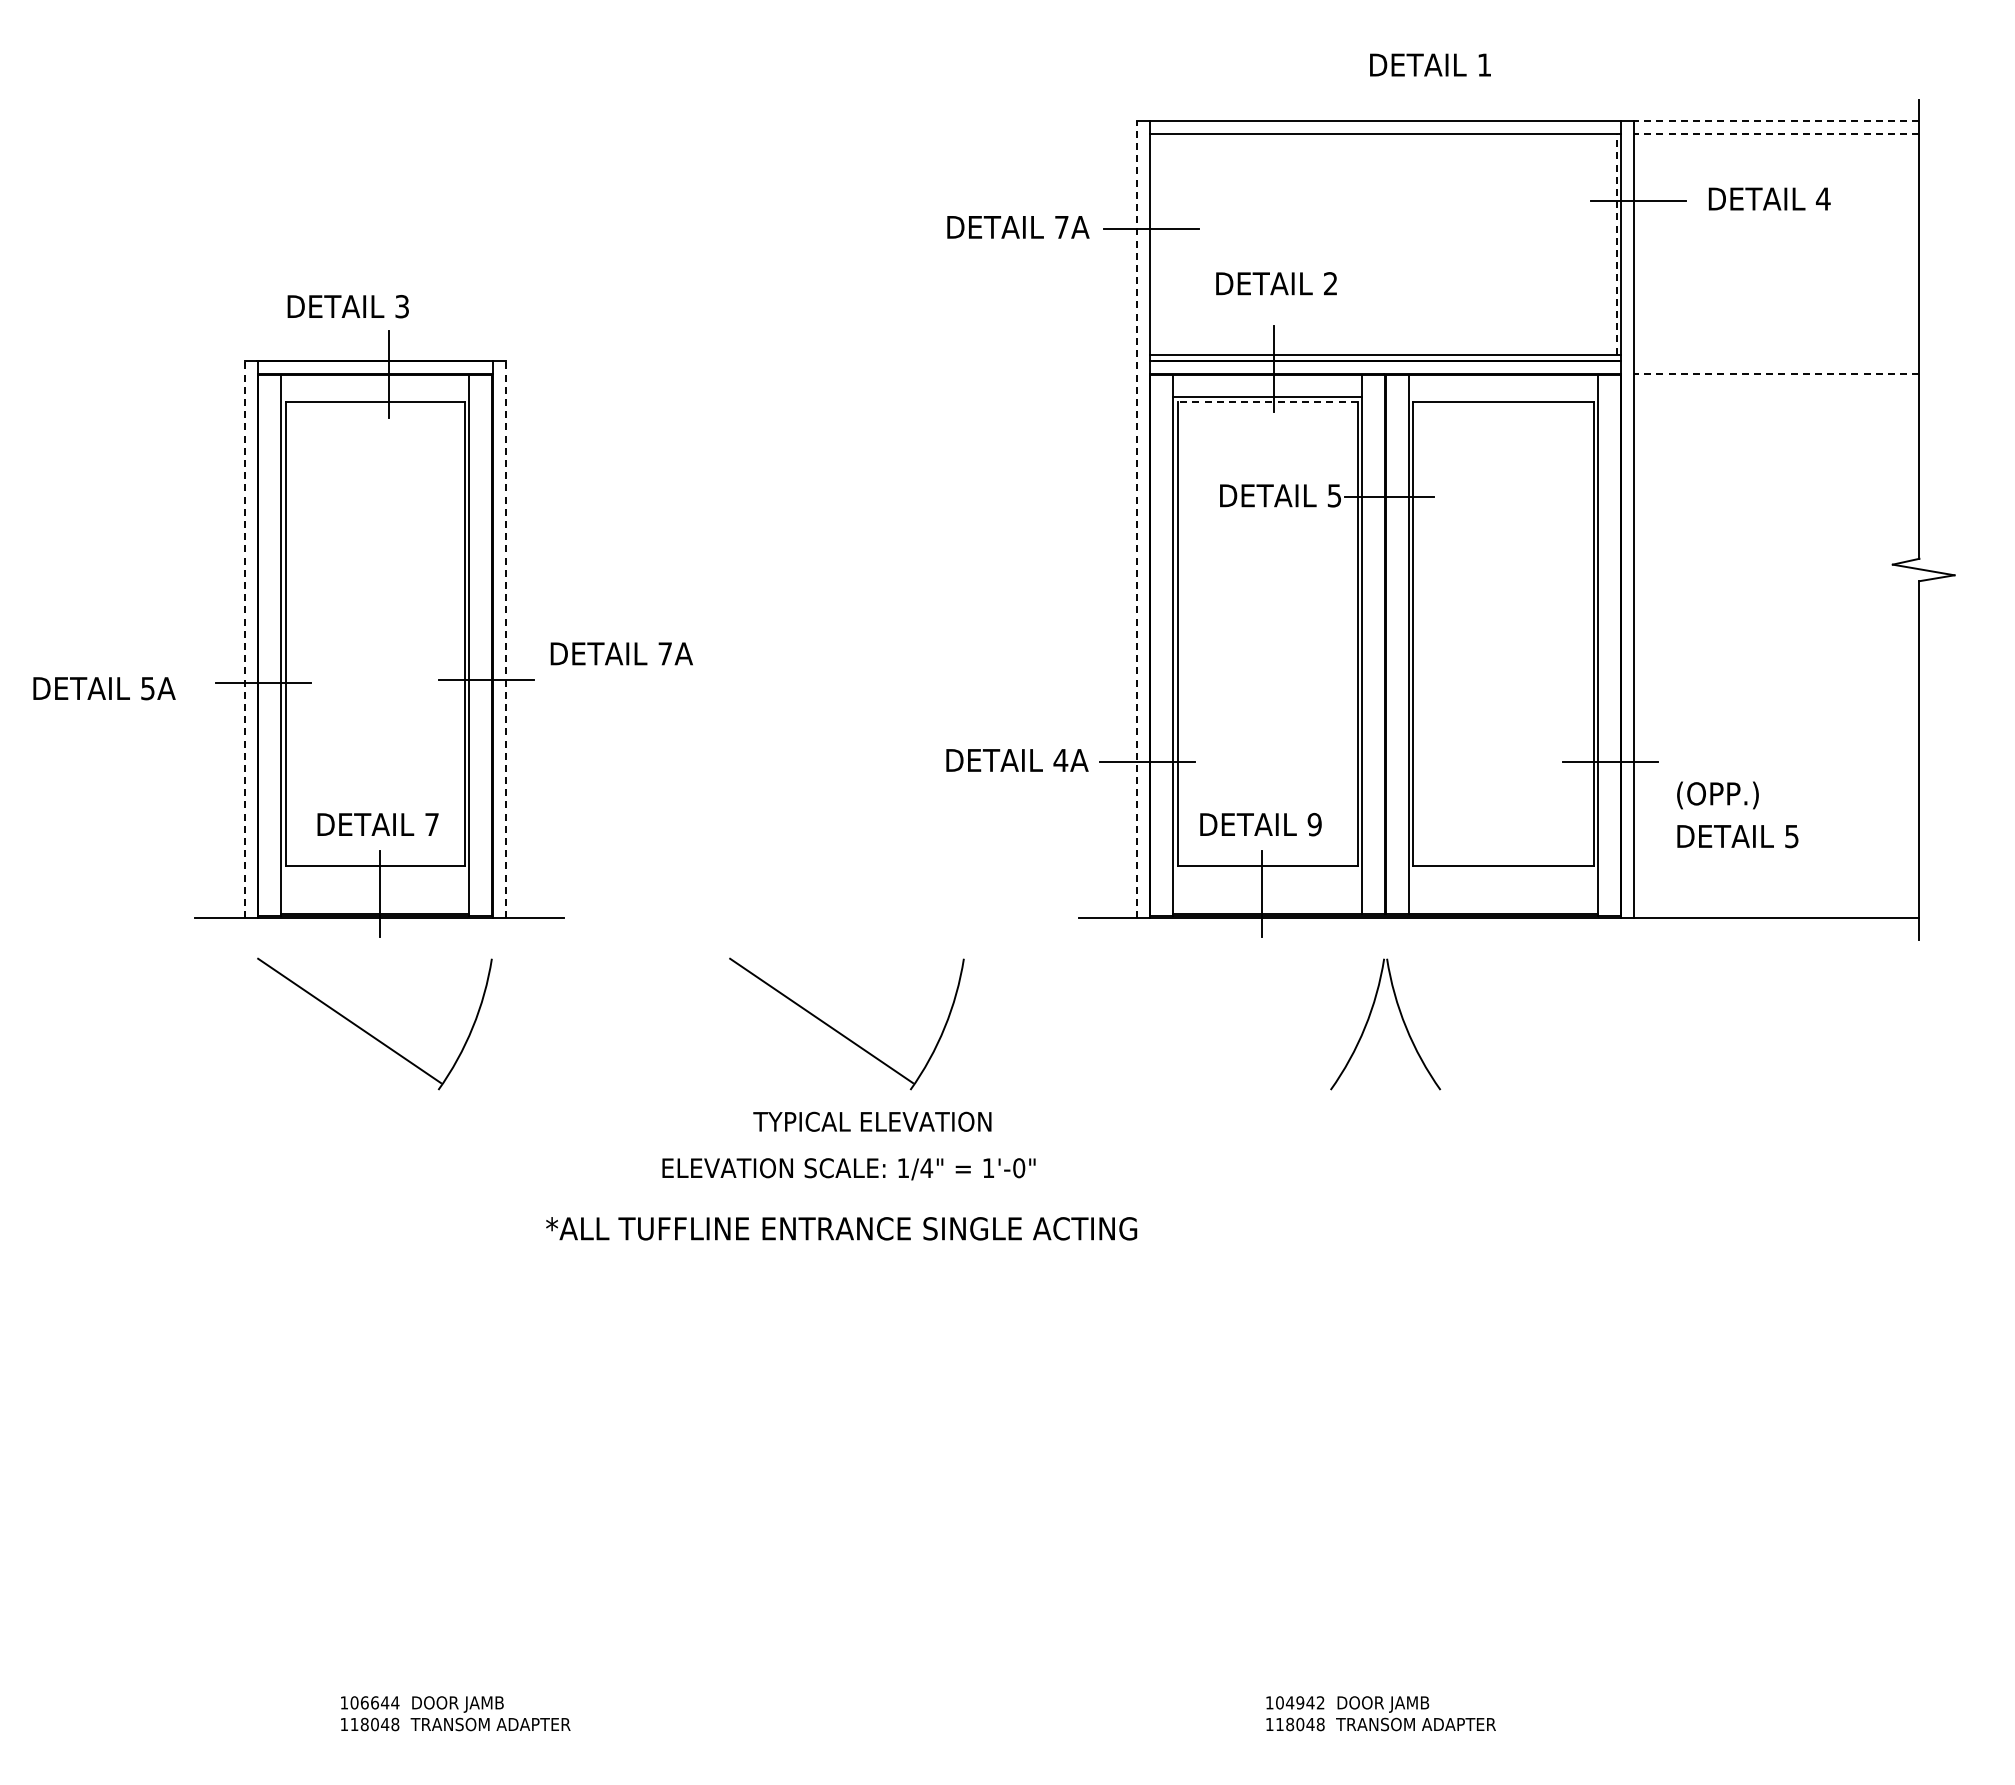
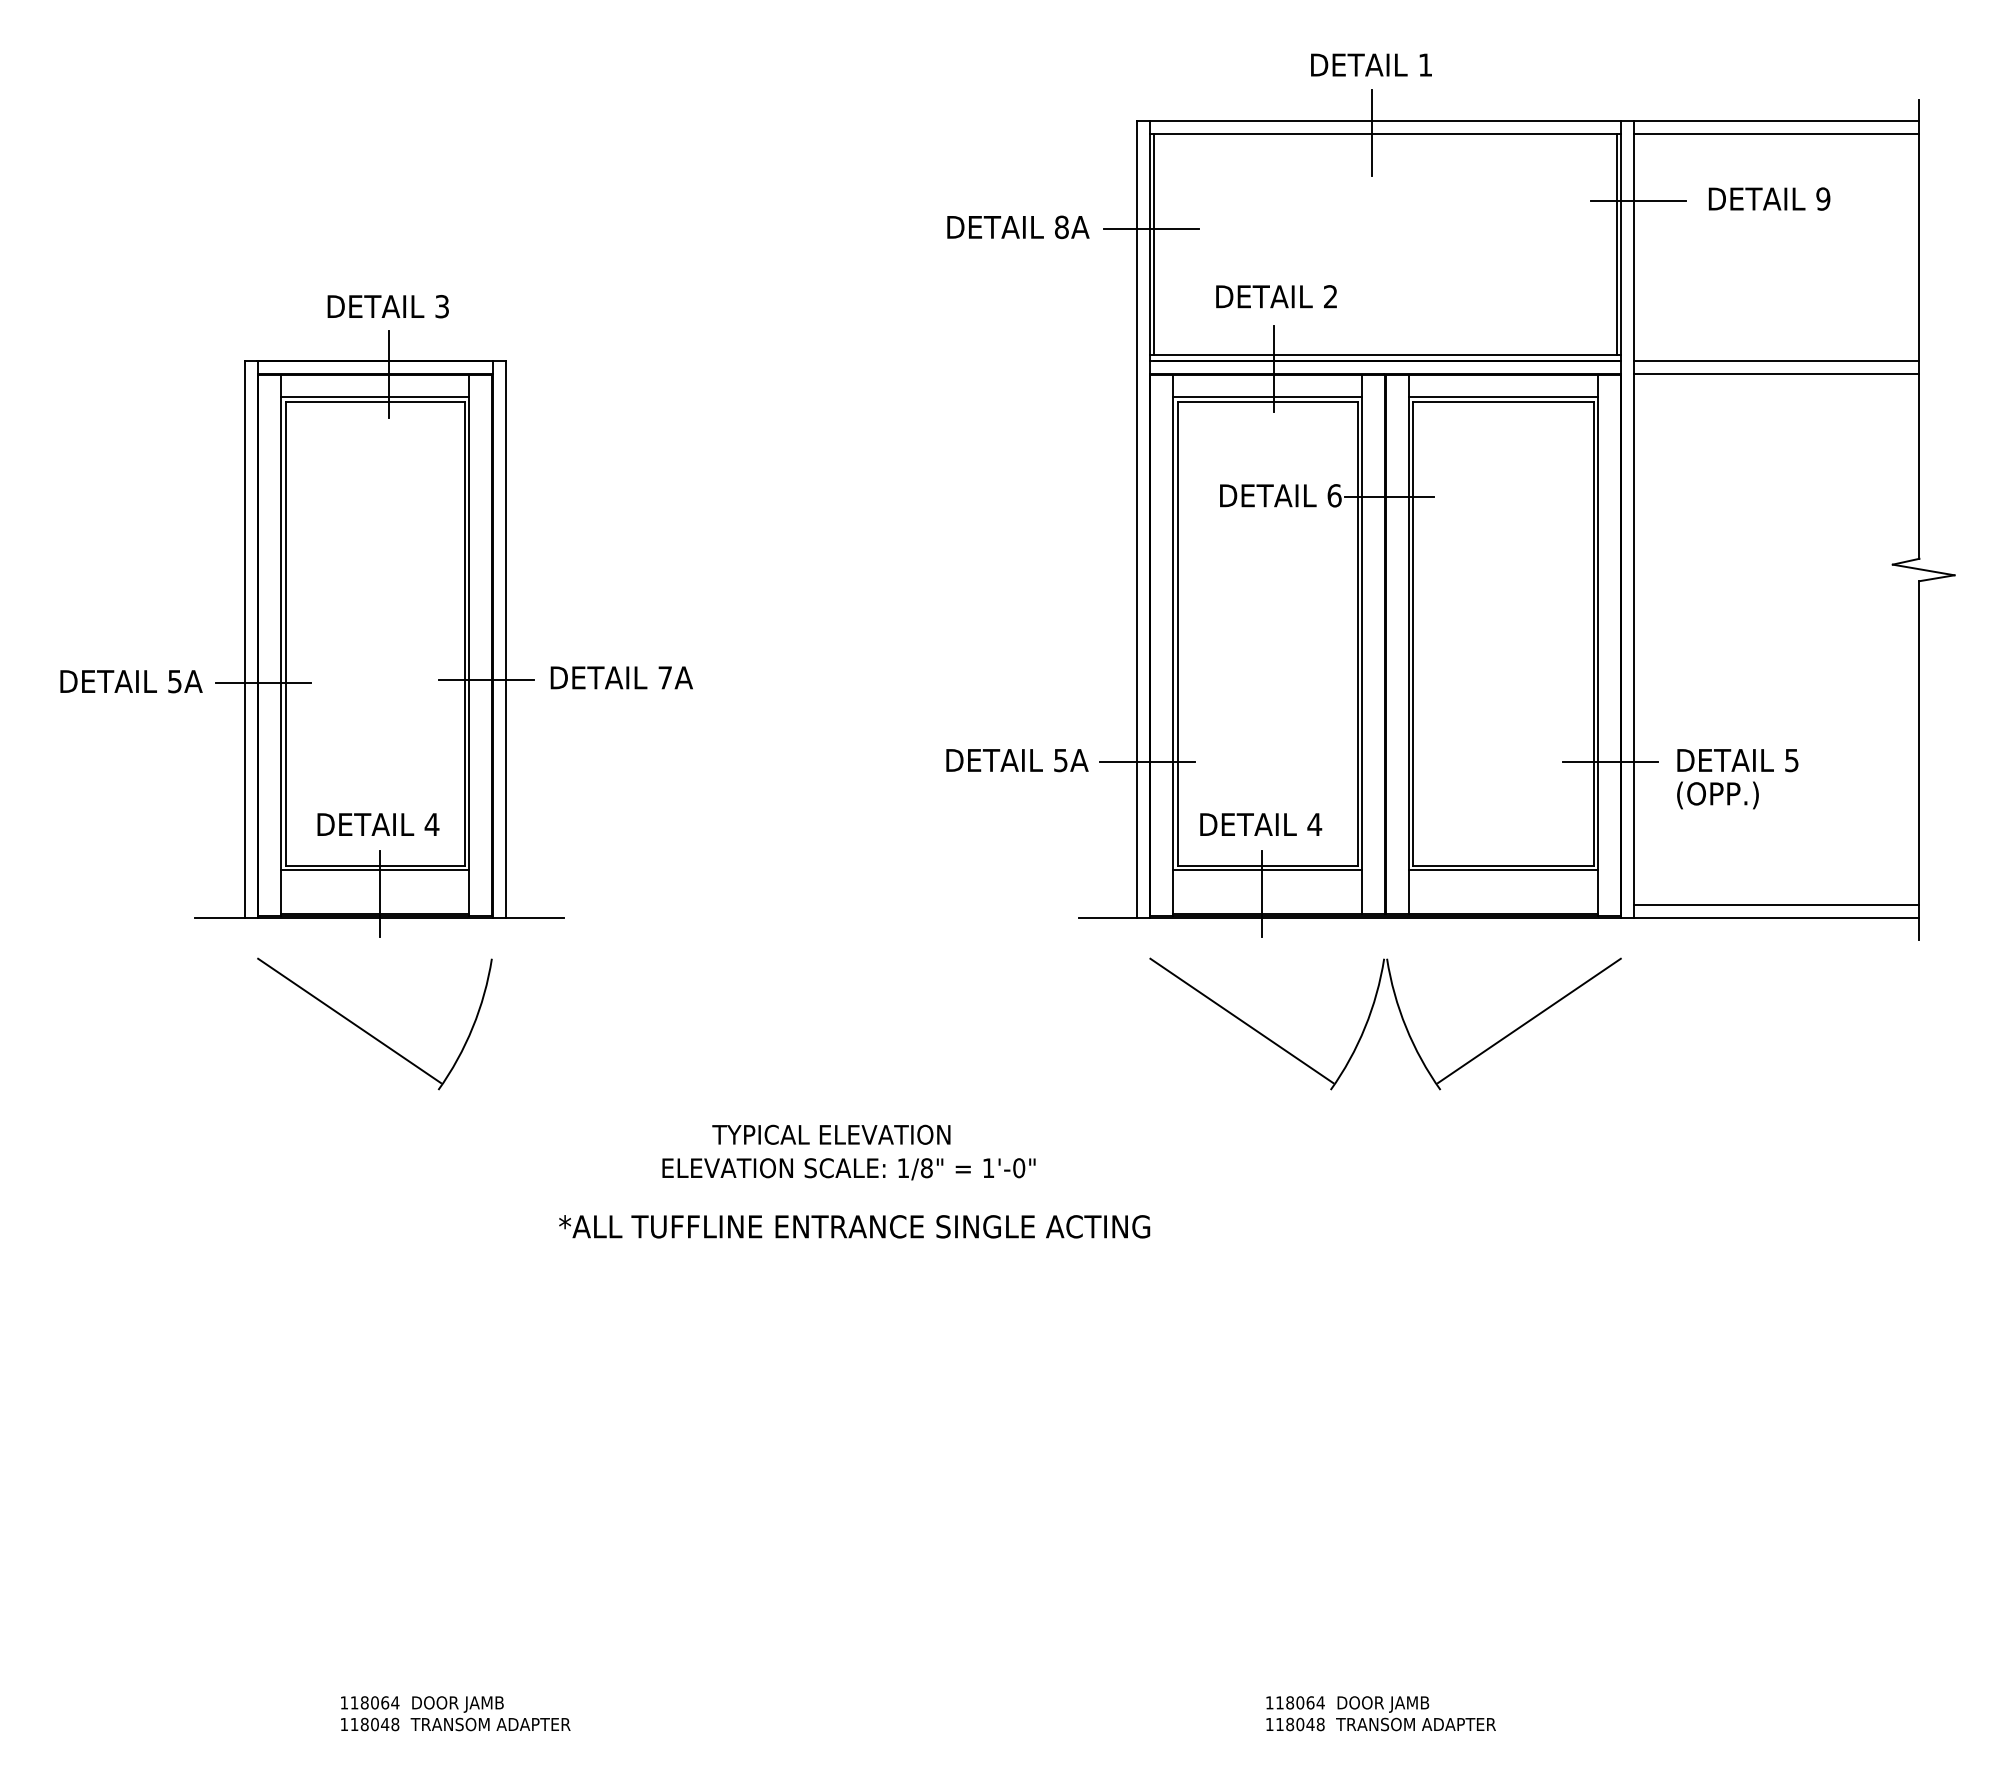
text position: (1430, 64) -> (1371, 64) (1371, 64)
line: dashed -> solid (1776, 121)
line: none -> present (1372, 132)
line: dashed -> solid (1776, 134)
text: 4 -> 9 (1822, 198)
text: 7A -> 8A (1061, 227)
line: dashed -> solid (1616, 243)
line: none -> present (1154, 244)
text position: (1276, 283) -> (1276, 296) (1276, 296)
text position: (347, 306) -> (387, 306) (387, 306)
line: none -> present (1776, 361)
line: dashed -> solid (1776, 374)
line: none -> present (375, 397)
line: none -> present (1503, 397)
line: dashed -> solid (1267, 401)
text: 5 -> 6 (1334, 495)
line: dashed -> solid (1136, 519)
line: dashed -> solid (244, 639)
line: dashed -> solid (505, 639)
text position: (621, 653) -> (621, 677) (621, 677)
text position: (104, 688) -> (131, 681) (131, 681)
text: 4A -> 5A (1060, 760)
text: 7 -> 4 (431, 824)
text: 9 -> 4 (1314, 824)
text position: (1737, 836) -> (1737, 760) (1737, 760)
line: none -> present (375, 870)
line: none -> present (1267, 870)
line: none -> present (1503, 870)
line: none -> present (1776, 905)
line: none -> present (1241, 1020)
line: none -> present (1528, 1020)
part: present -> none (840, 1032)
text position: (872, 1121) -> (831, 1134) (831, 1134)
text: 1/4" -> 1/8" (926, 1168)
text position: (841, 1228) -> (854, 1226) (854, 1226)
text: 106644 -> 118064 (369, 1702)
text: 104942 -> 118064 (1300, 1702)
